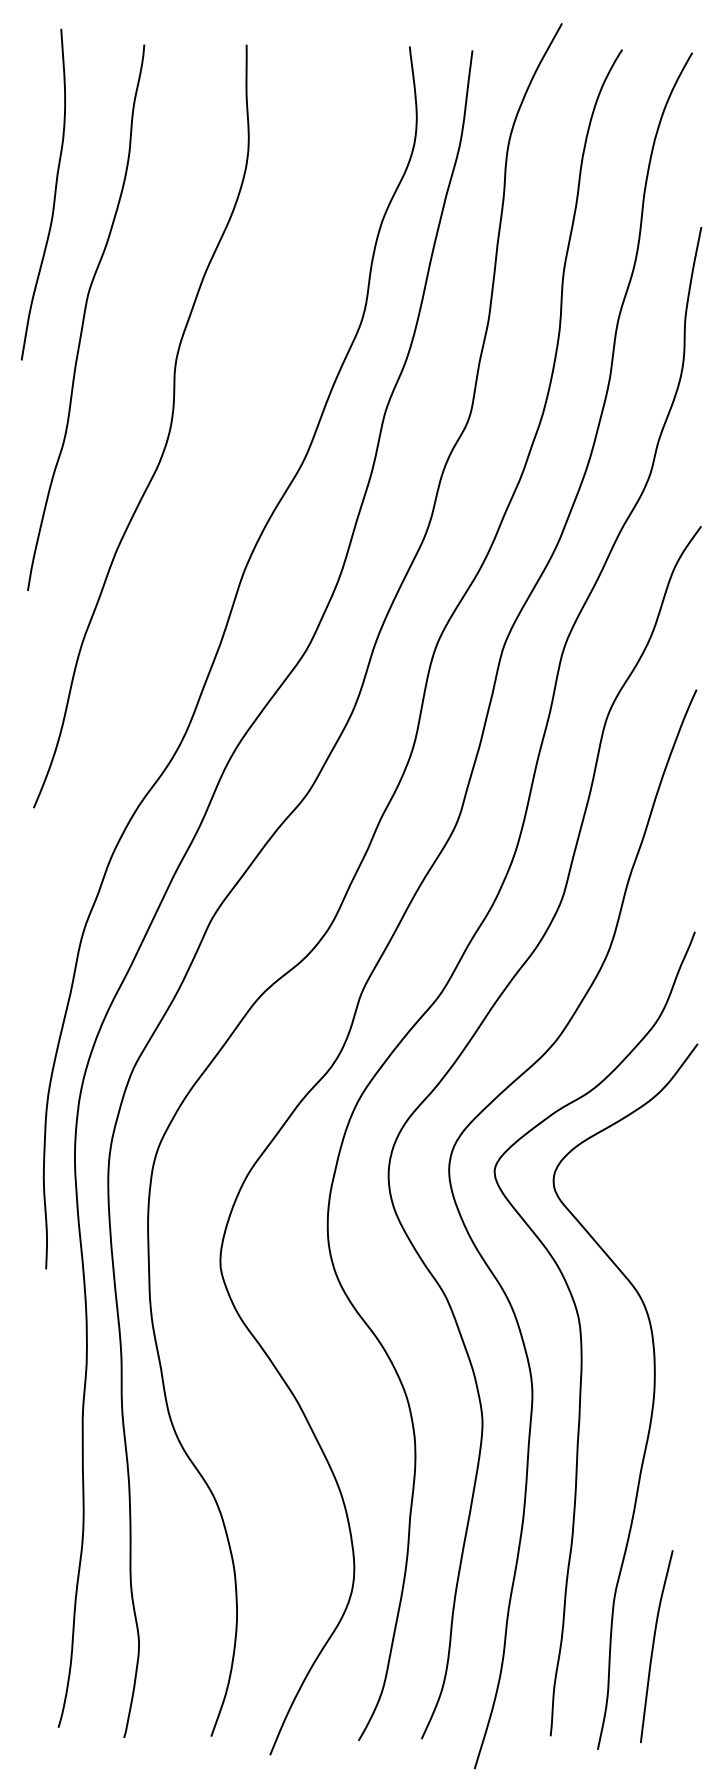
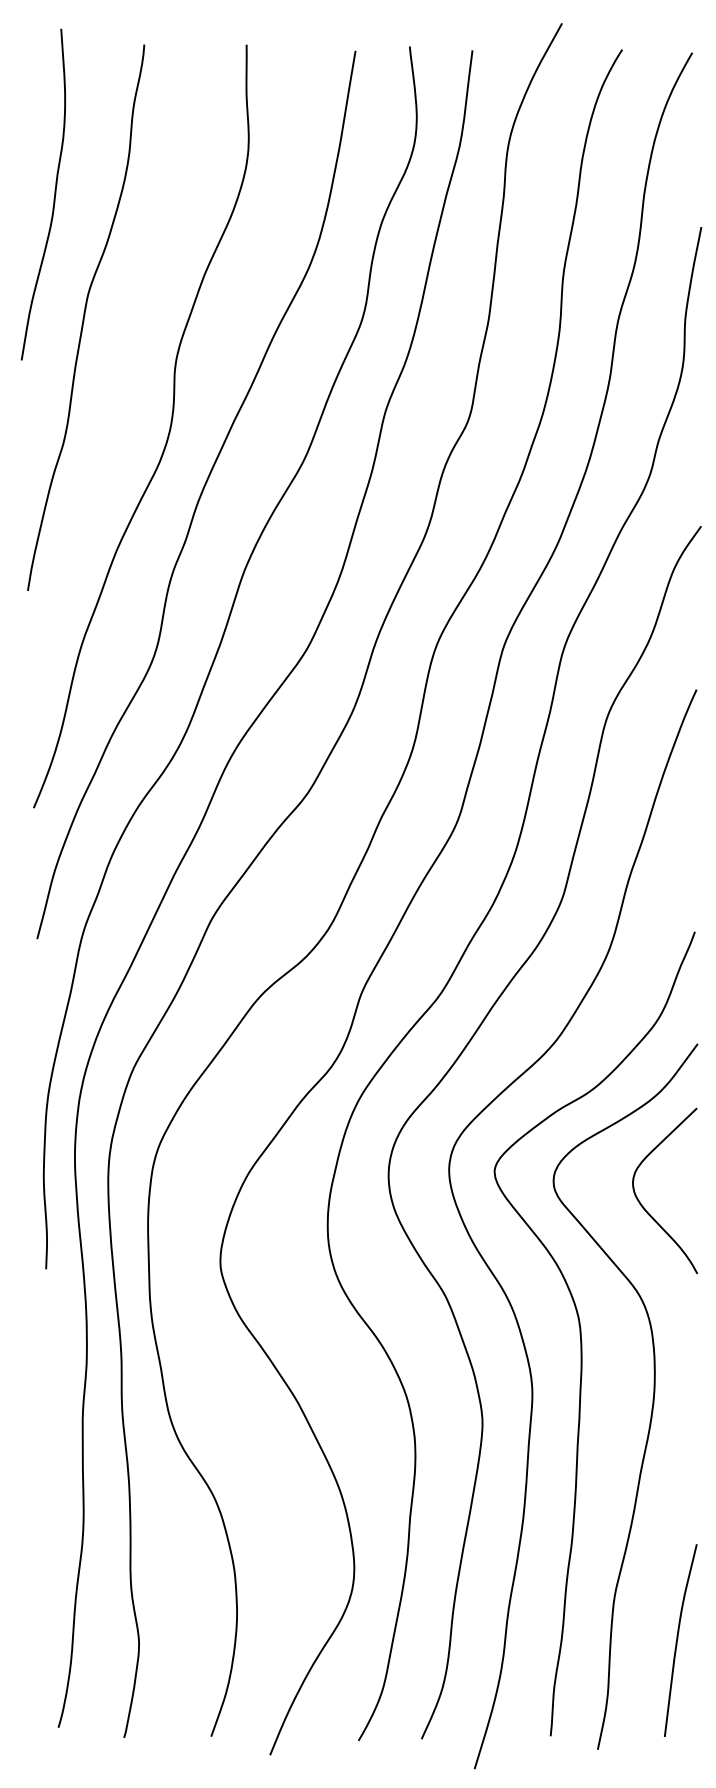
curve: none -> present (199, 495)
curve: none -> present (642, 1204)
curve position: (654, 1644) -> (678, 1638) (678, 1638)
